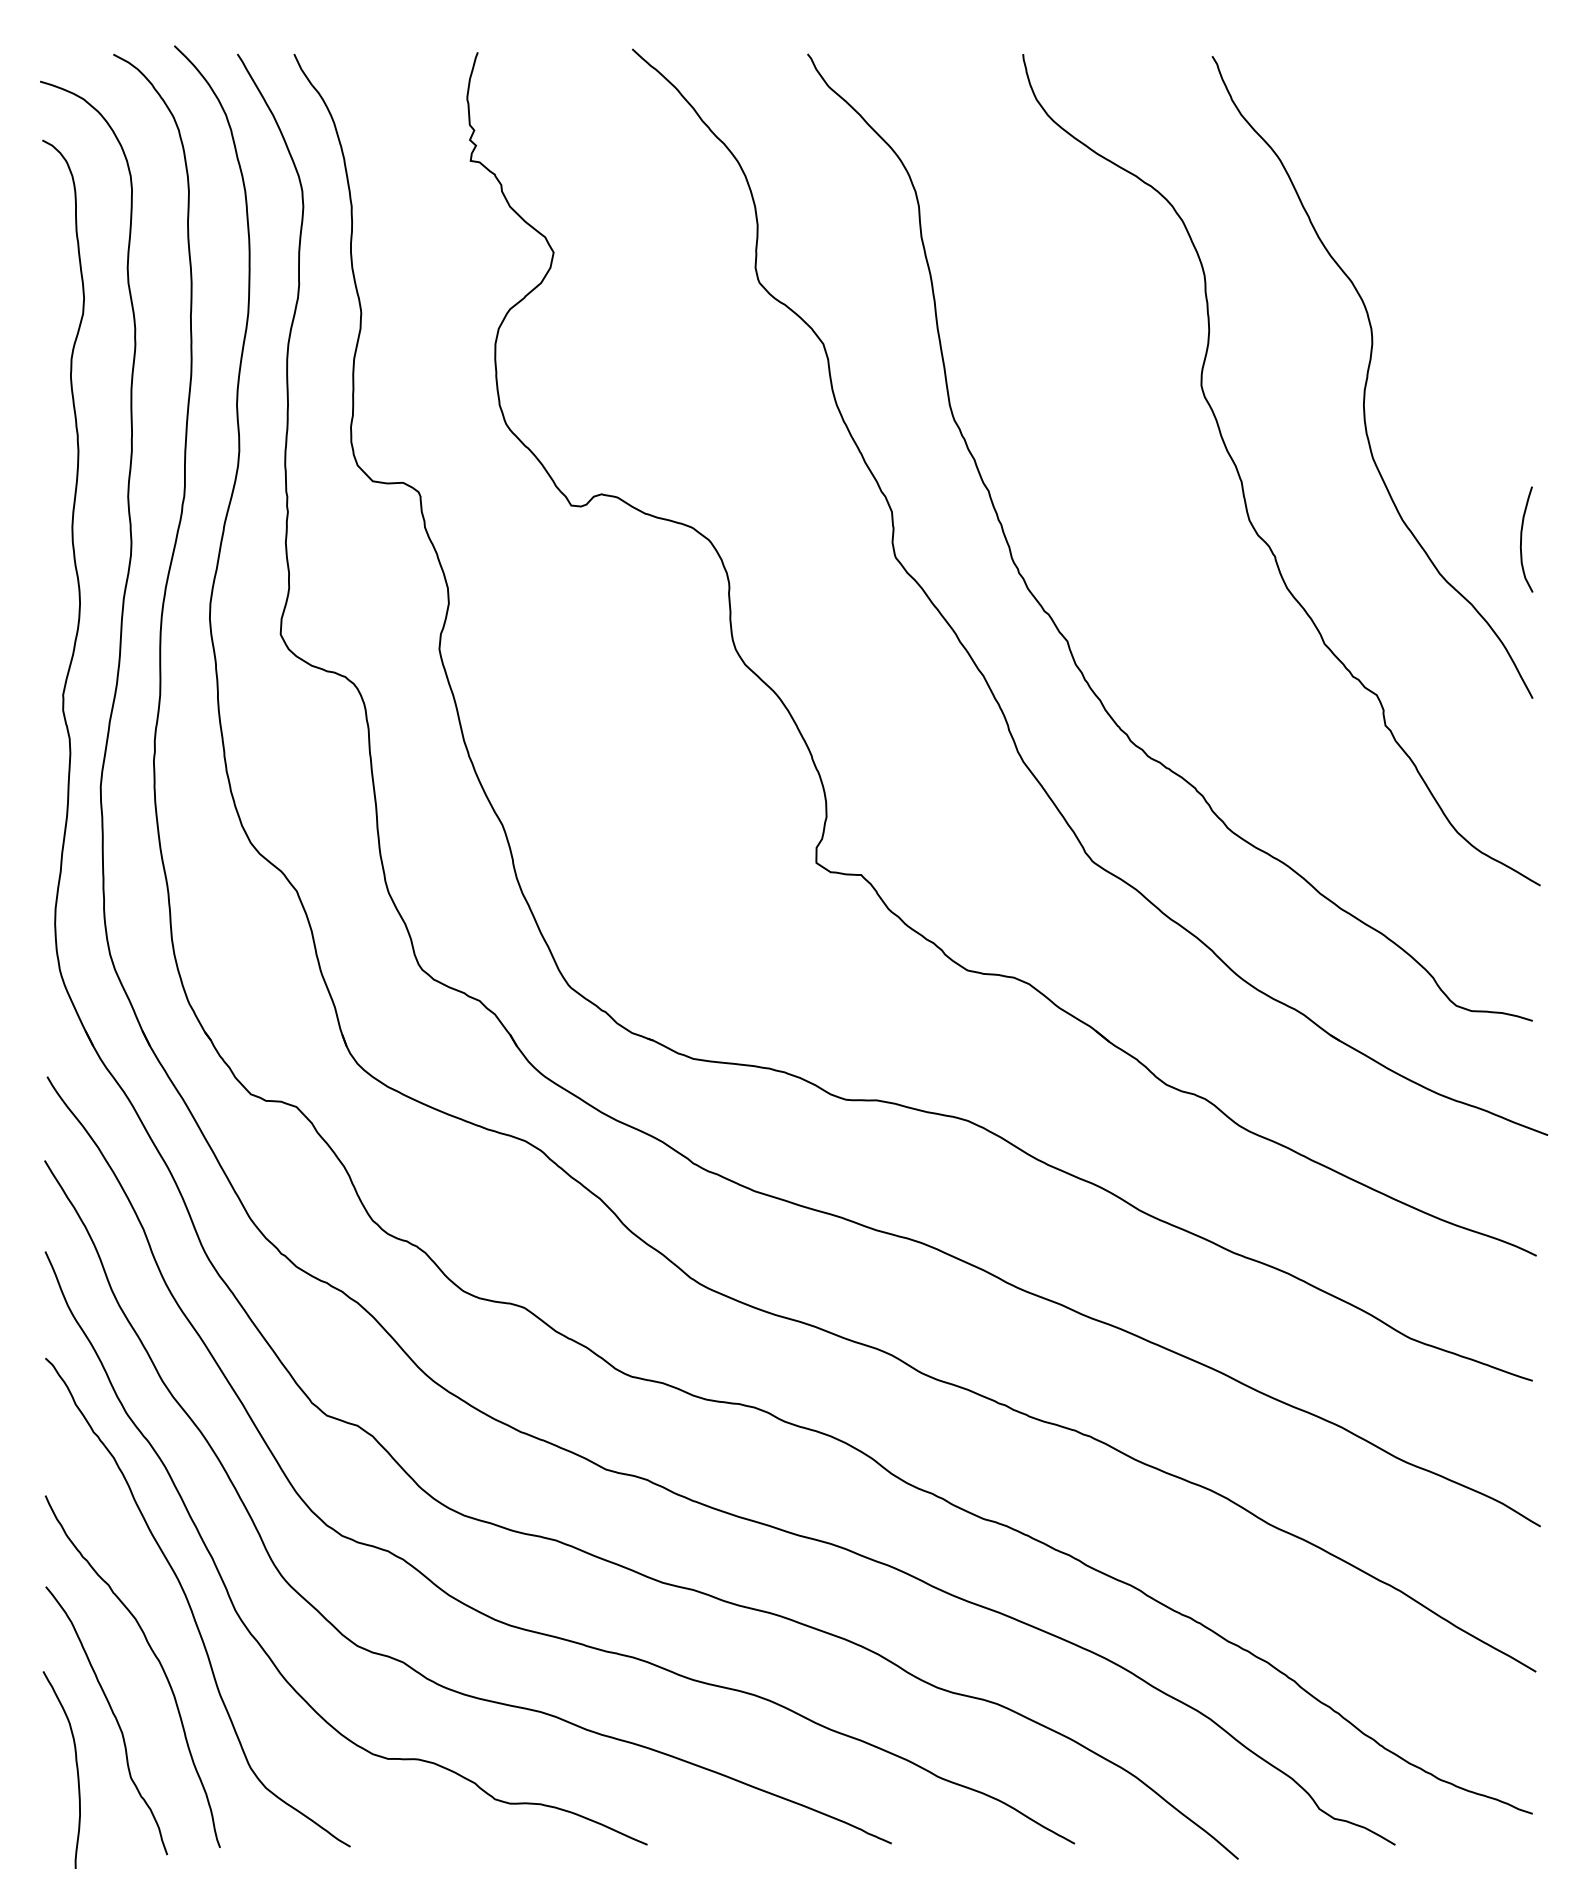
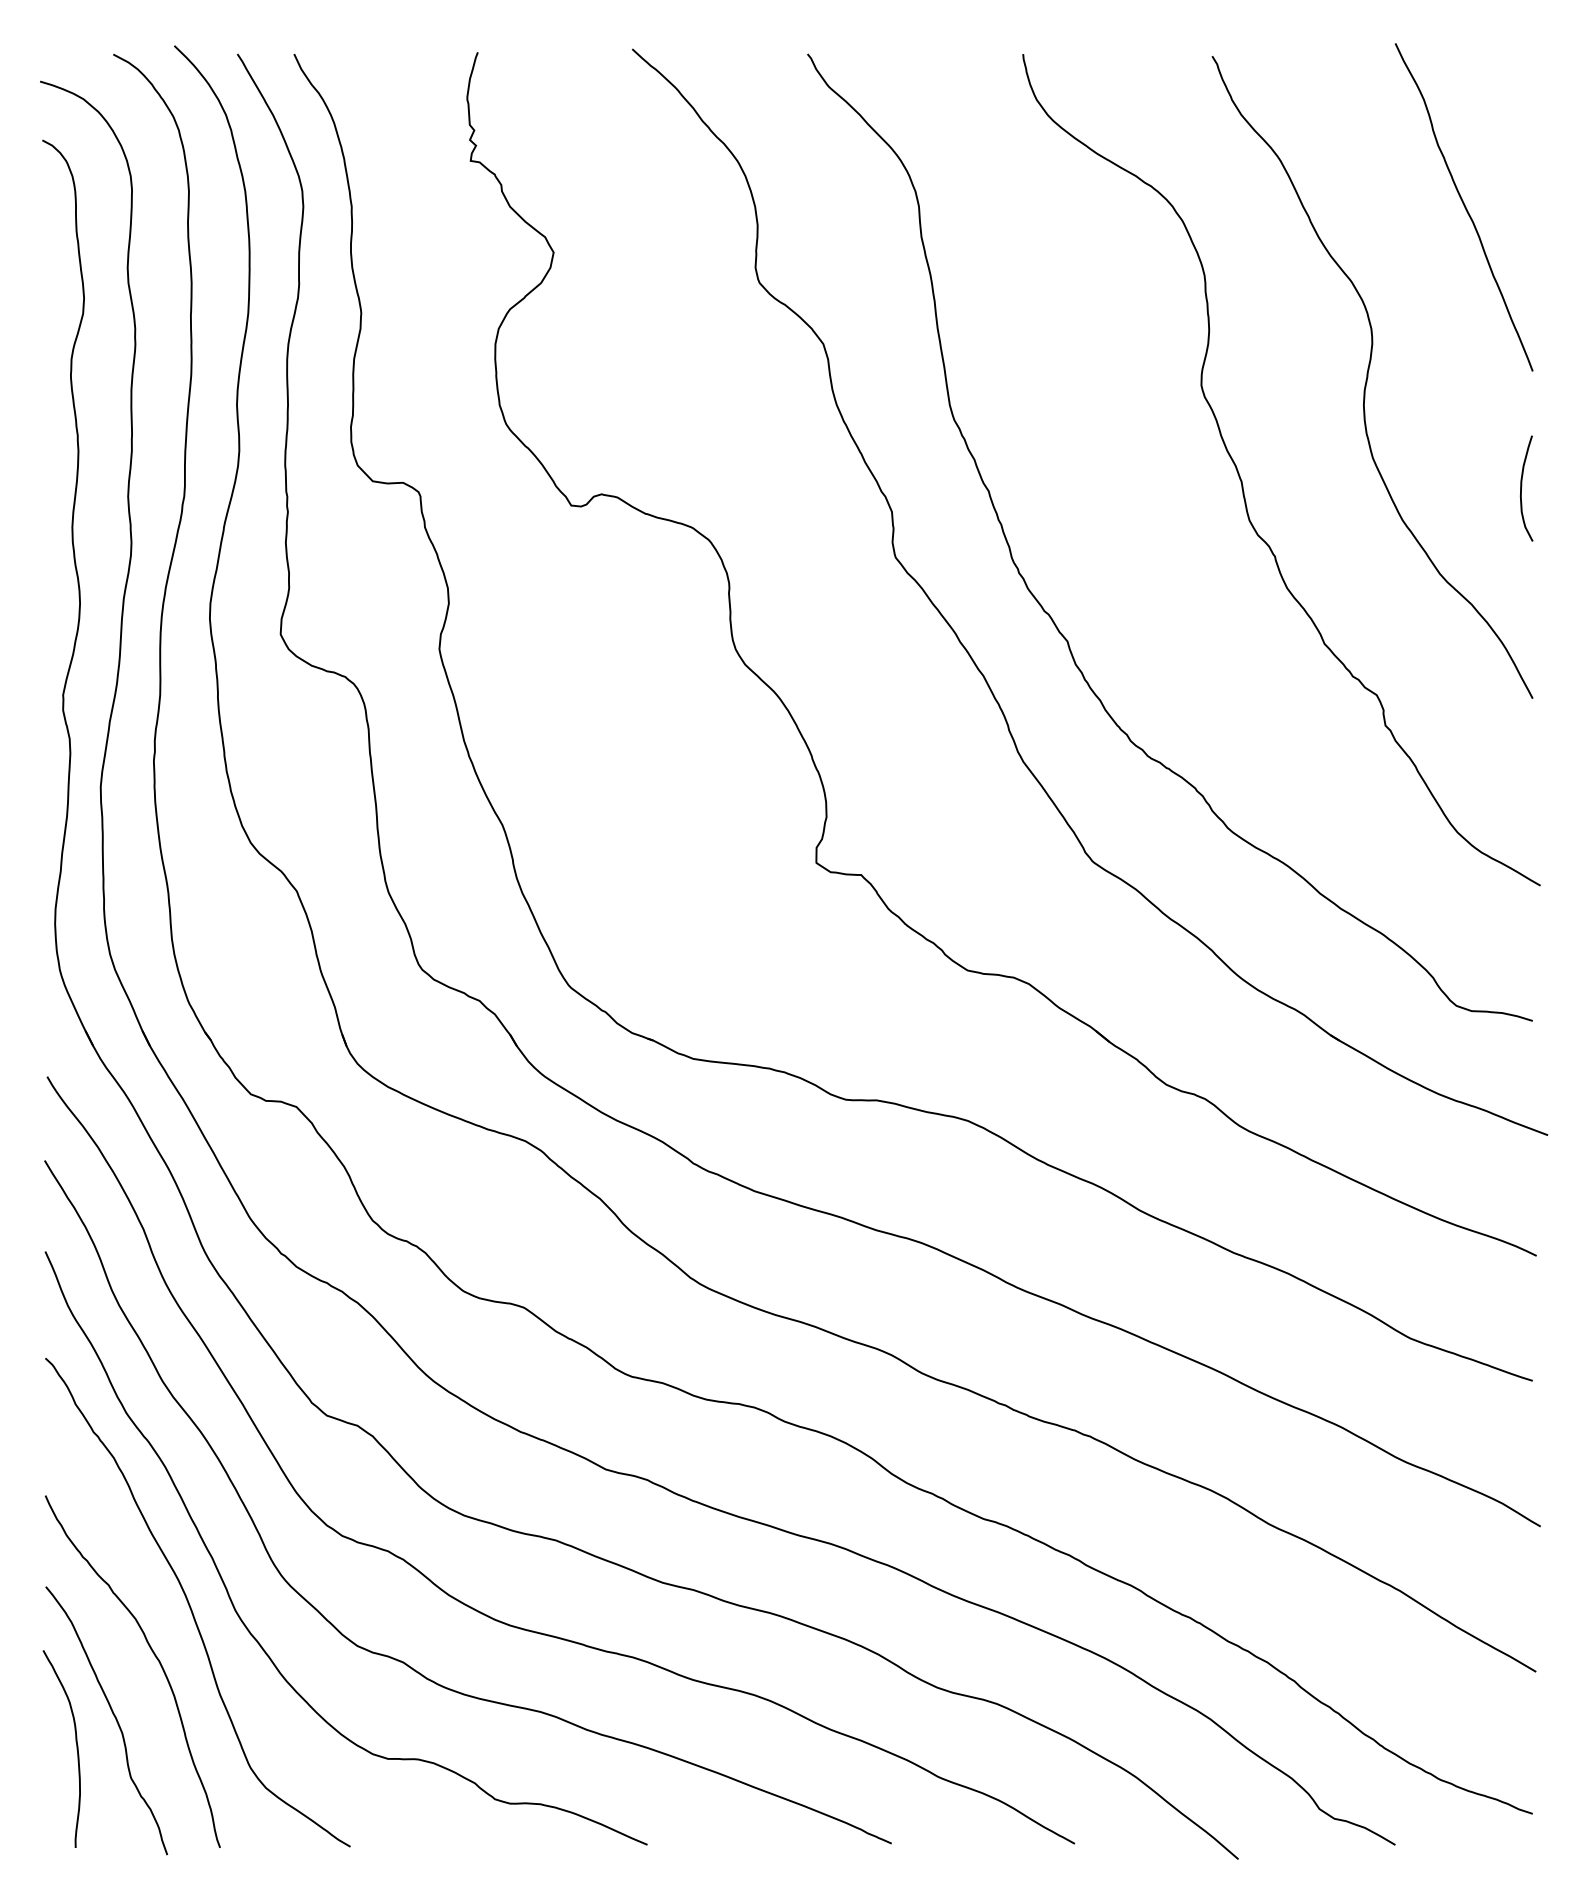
curve: none -> present (1464, 207)
curve position: (1522, 537) -> (1522, 486) (1522, 486)
curve position: (76, 1769) -> (76, 1748) (76, 1748)
